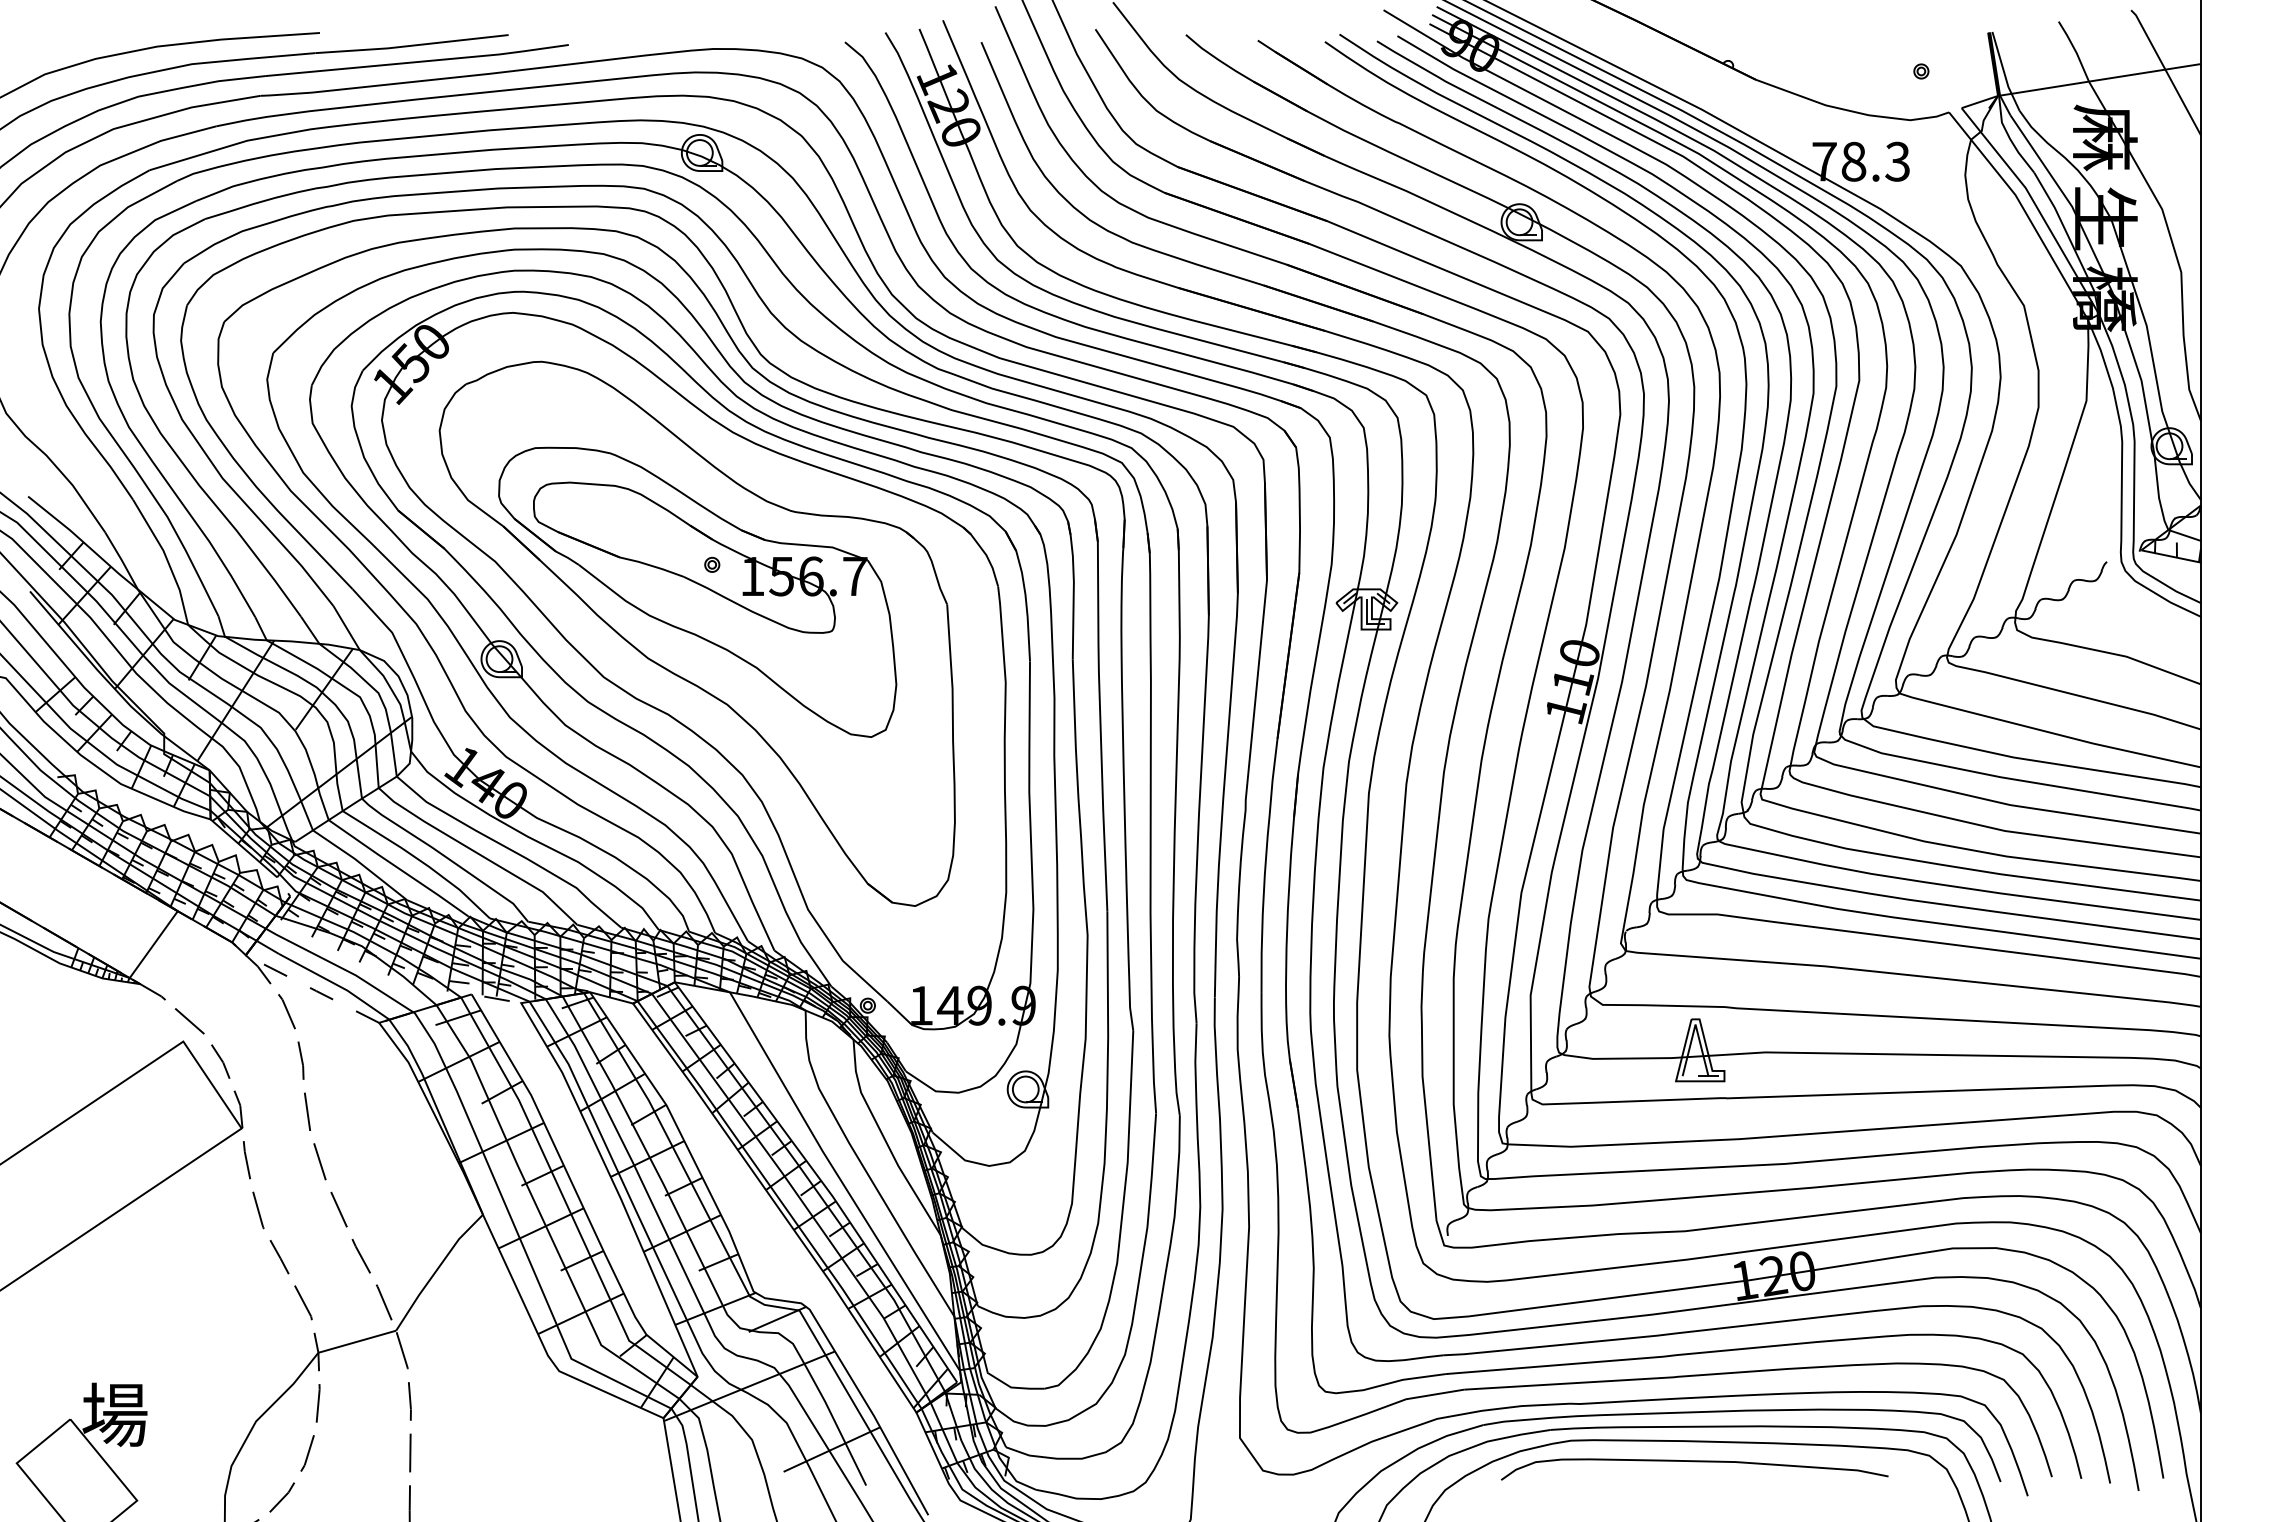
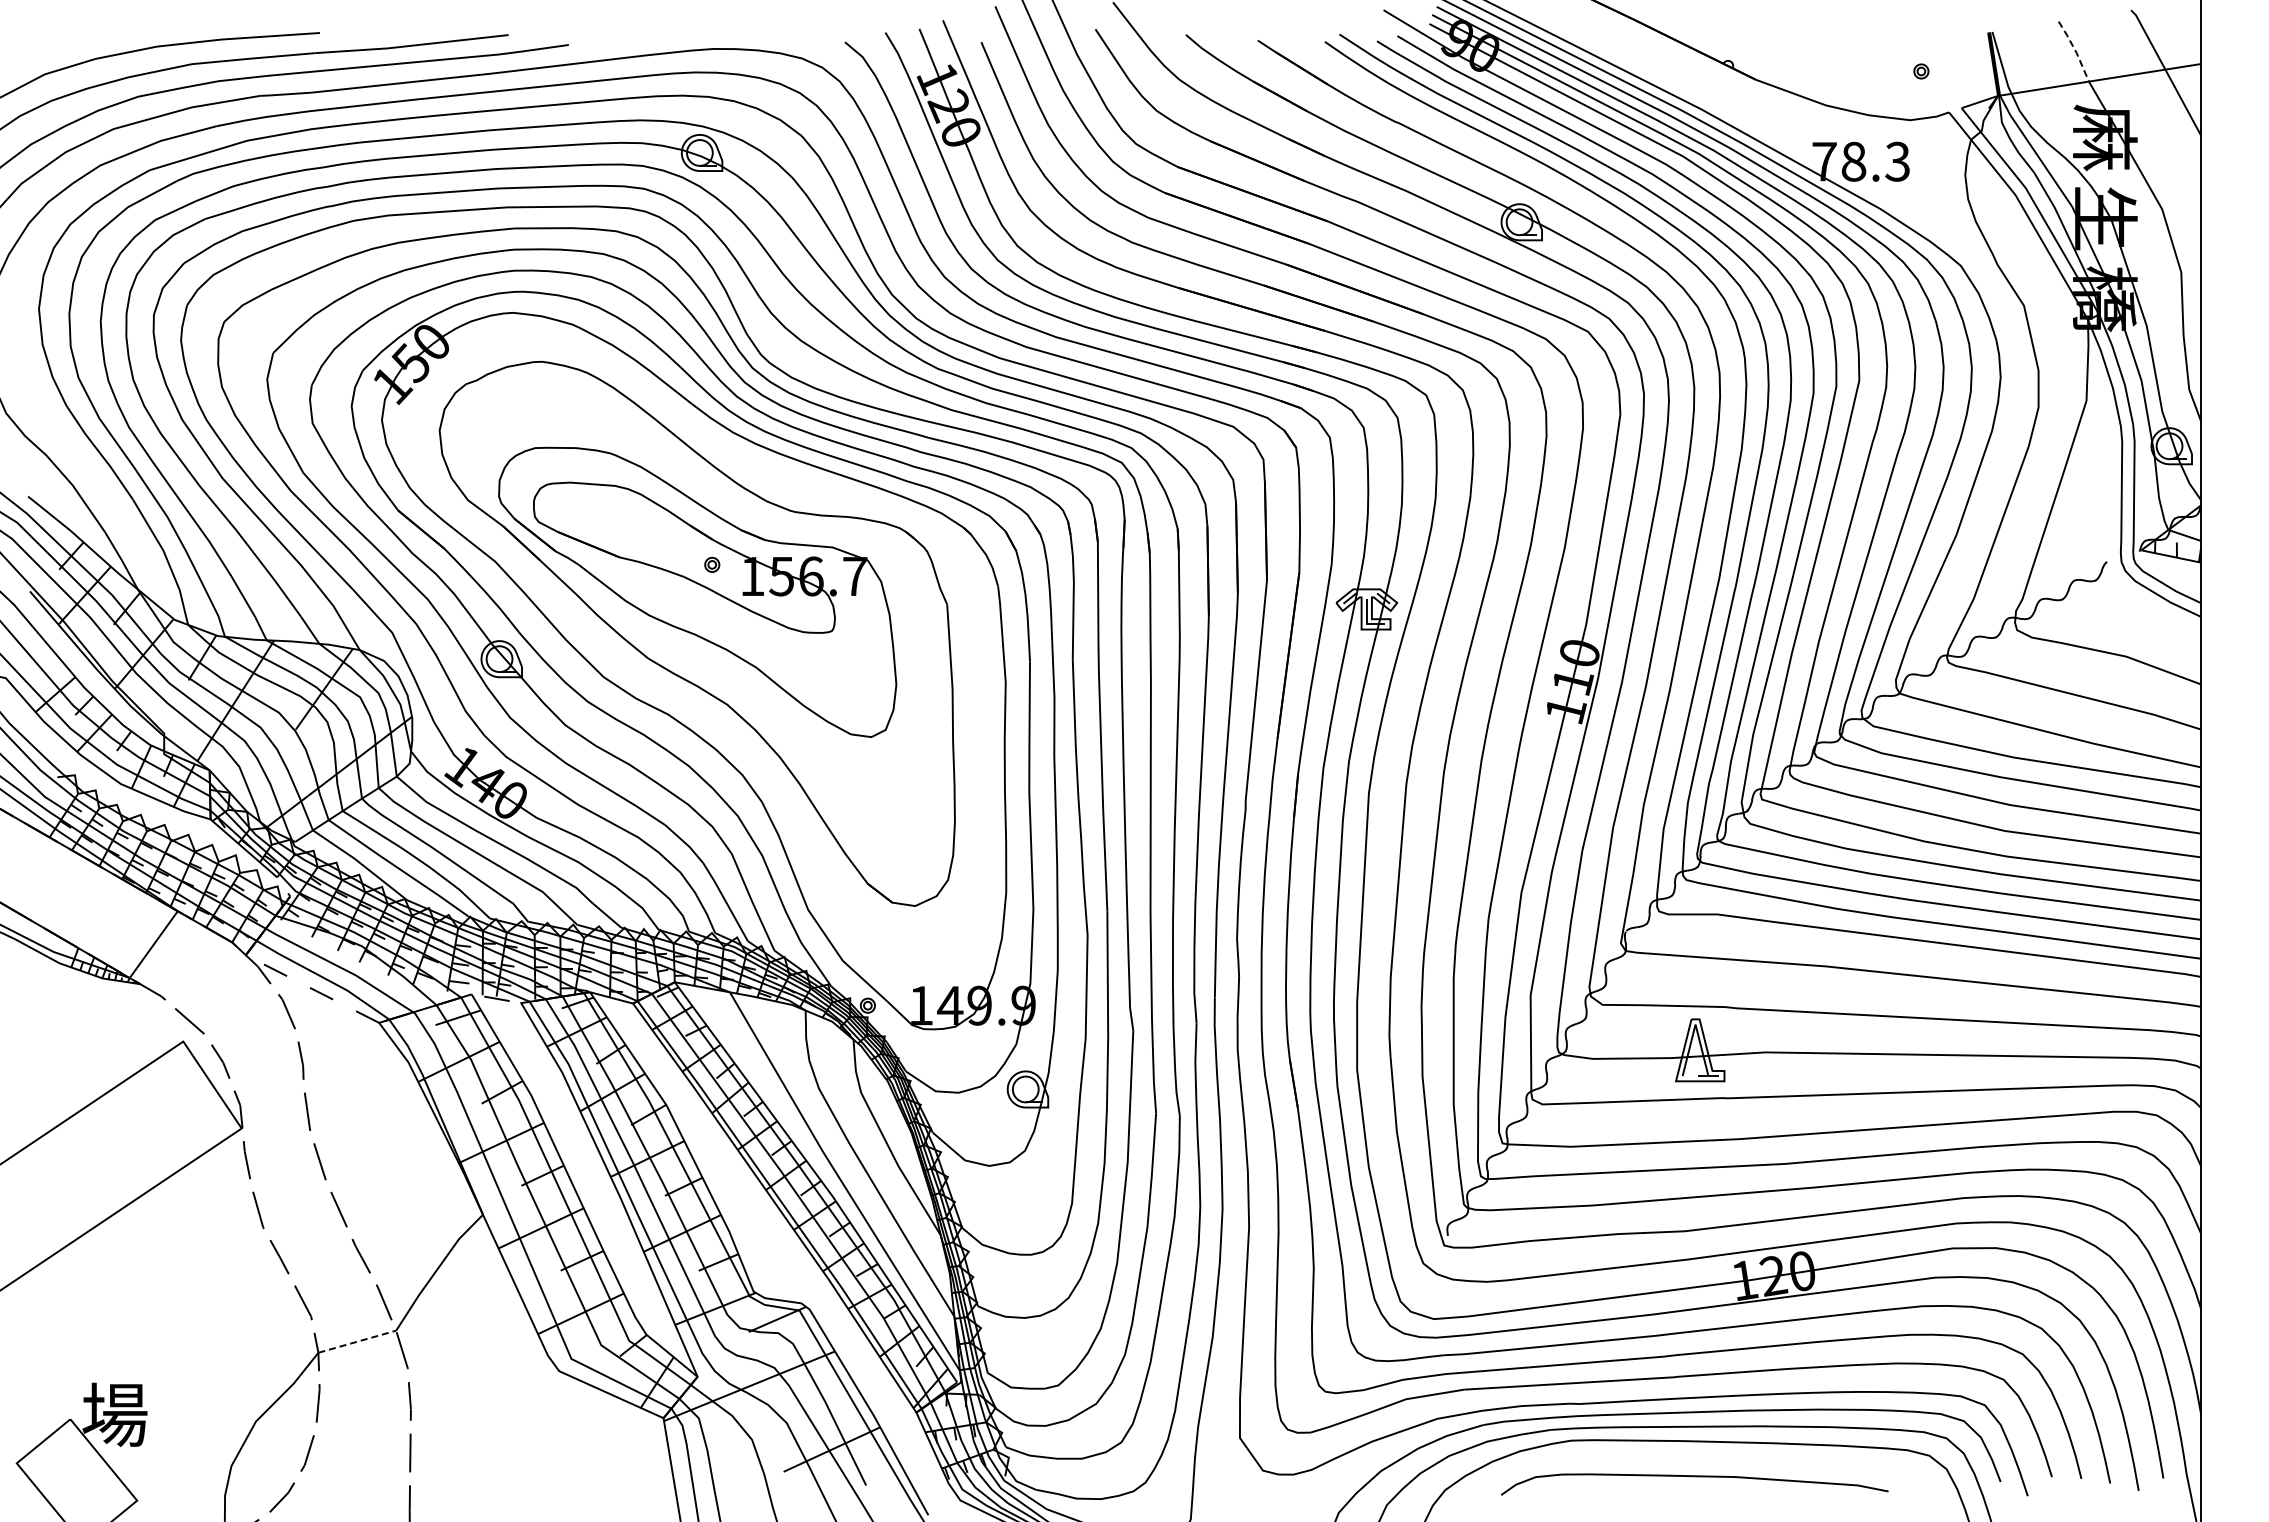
line: solid -> dashed (2075, 50)
line: solid -> dashed (357, 1341)
curve position: (1694, 1462) -> (1694, 1477) (1694, 1477)
